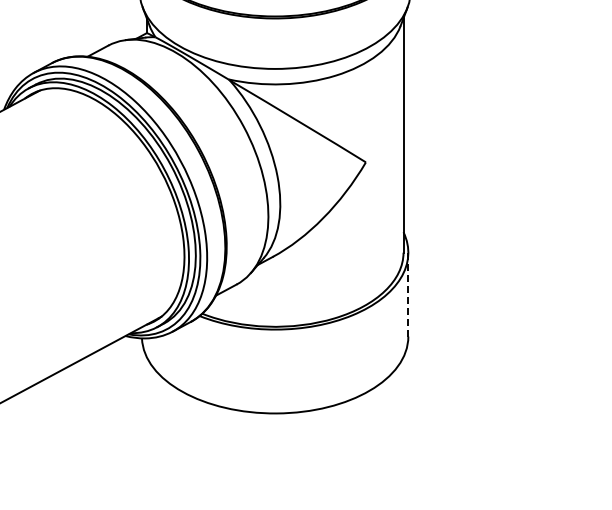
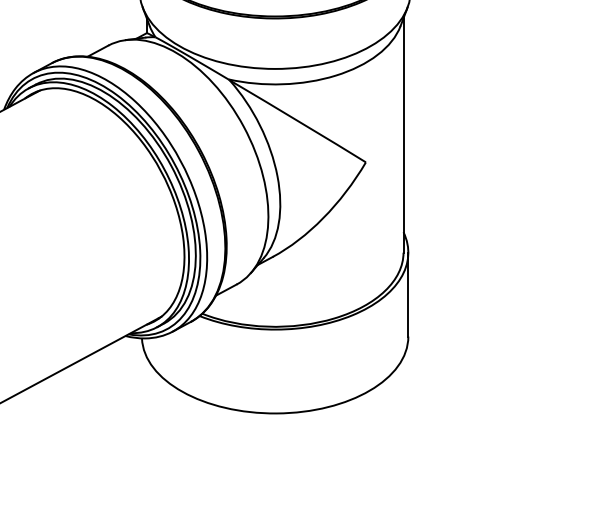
line: dashed -> solid (408, 294)
